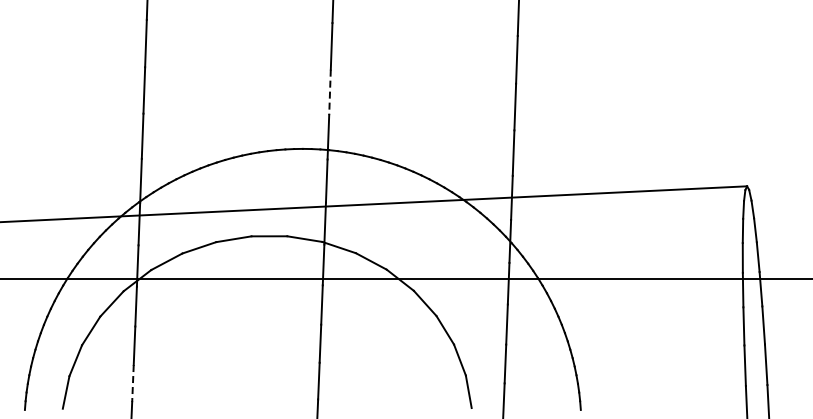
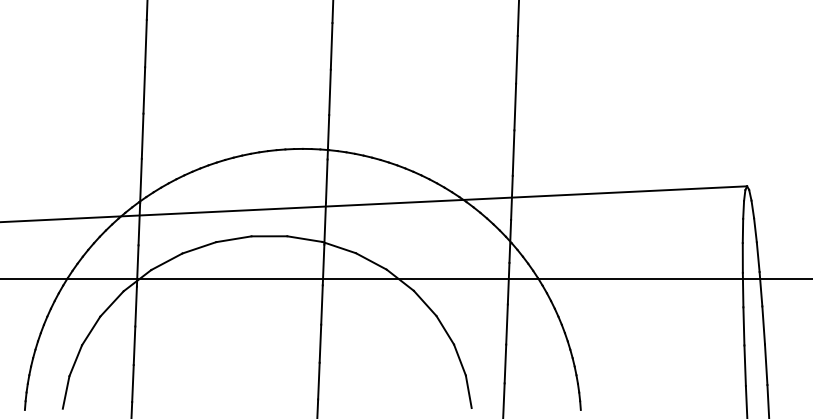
line: dashed -> solid (330, 92)
line: dashed -> solid (132, 383)
